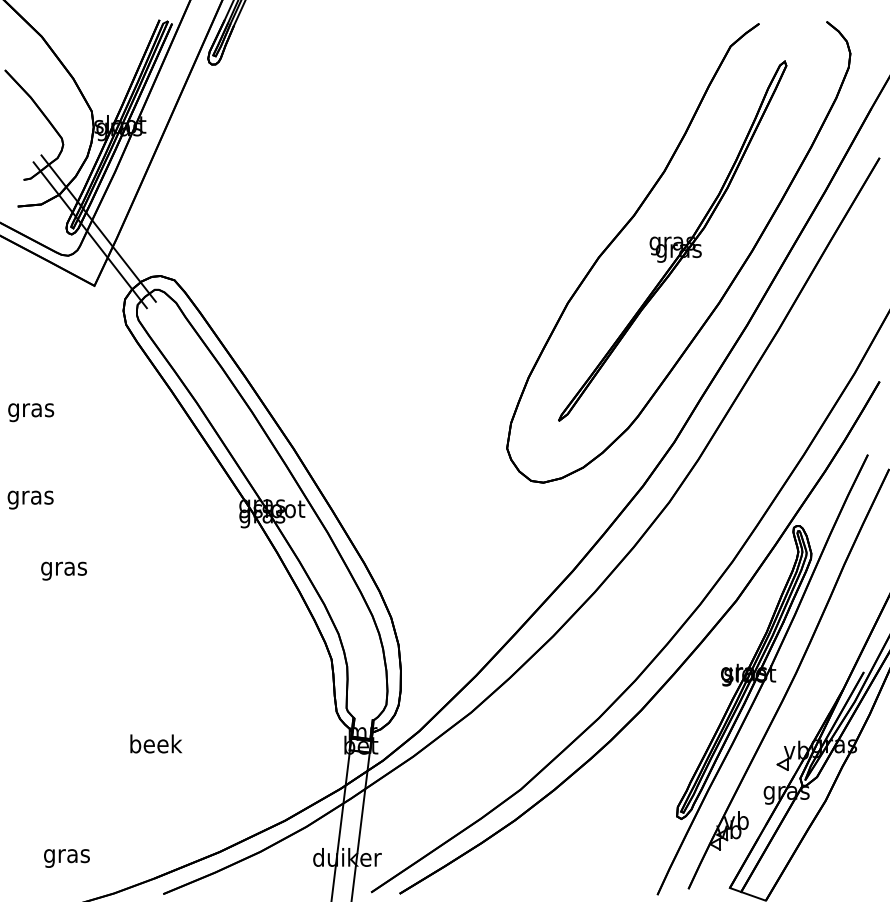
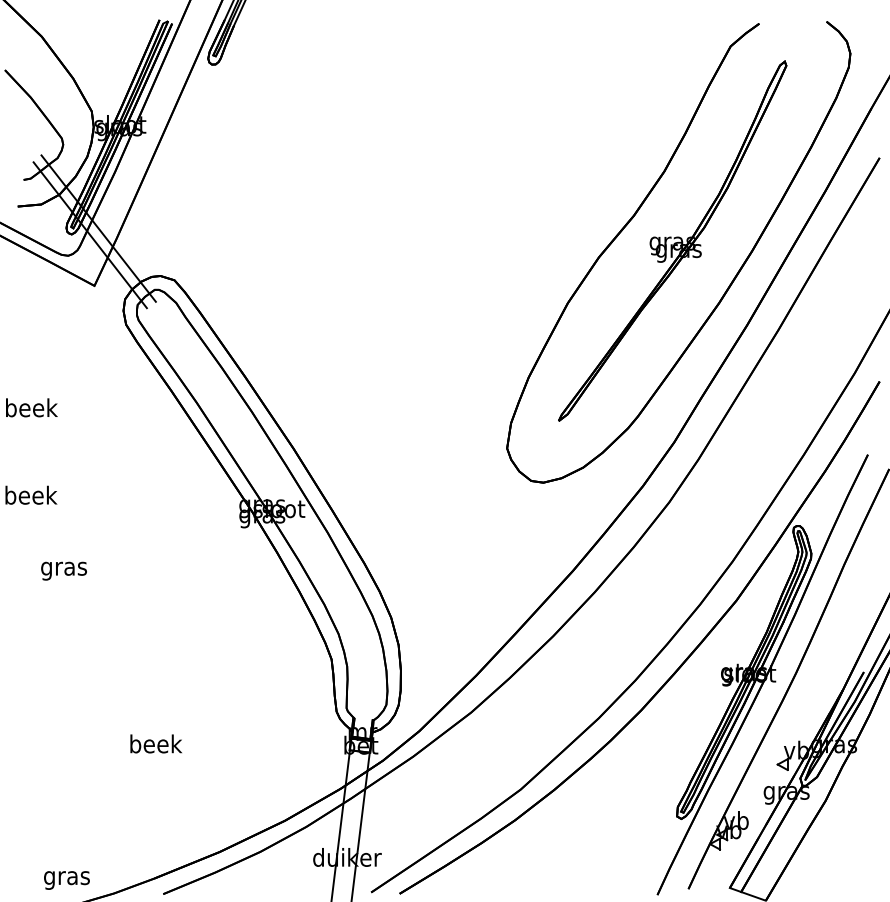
text: gras -> beek (31, 410)
text: gras -> beek (31, 497)
text position: (66, 858) -> (66, 880) (66, 880)
